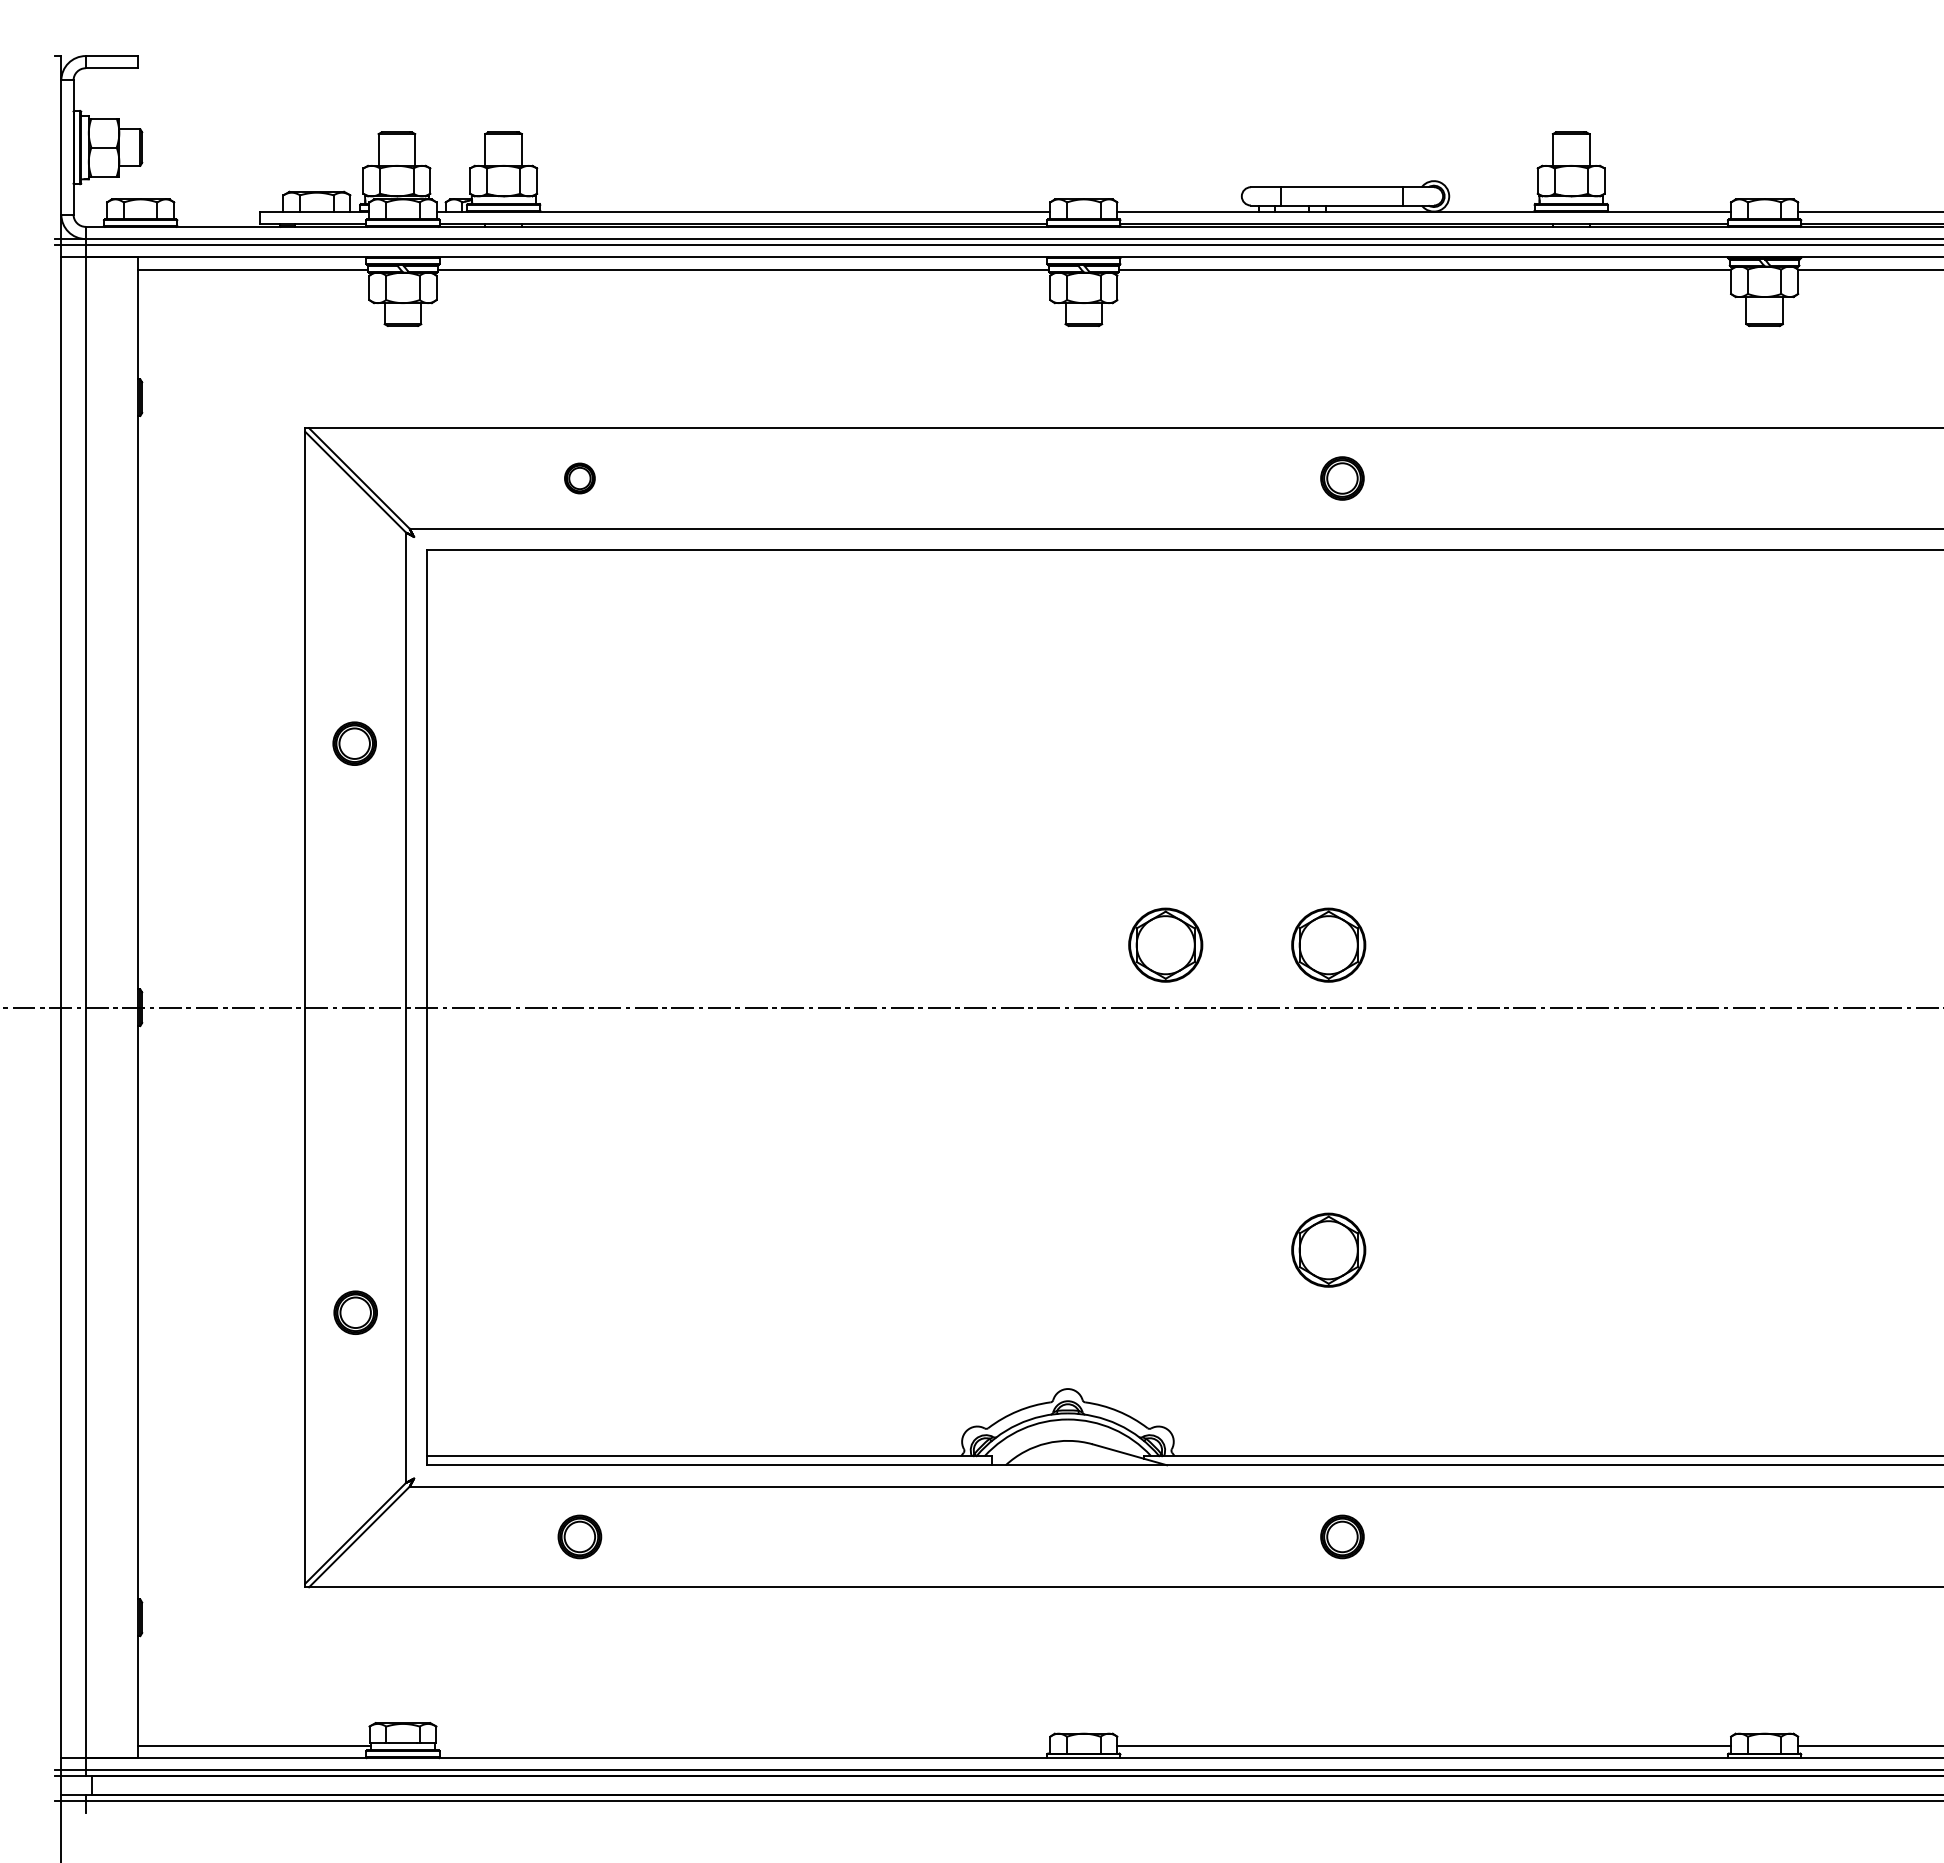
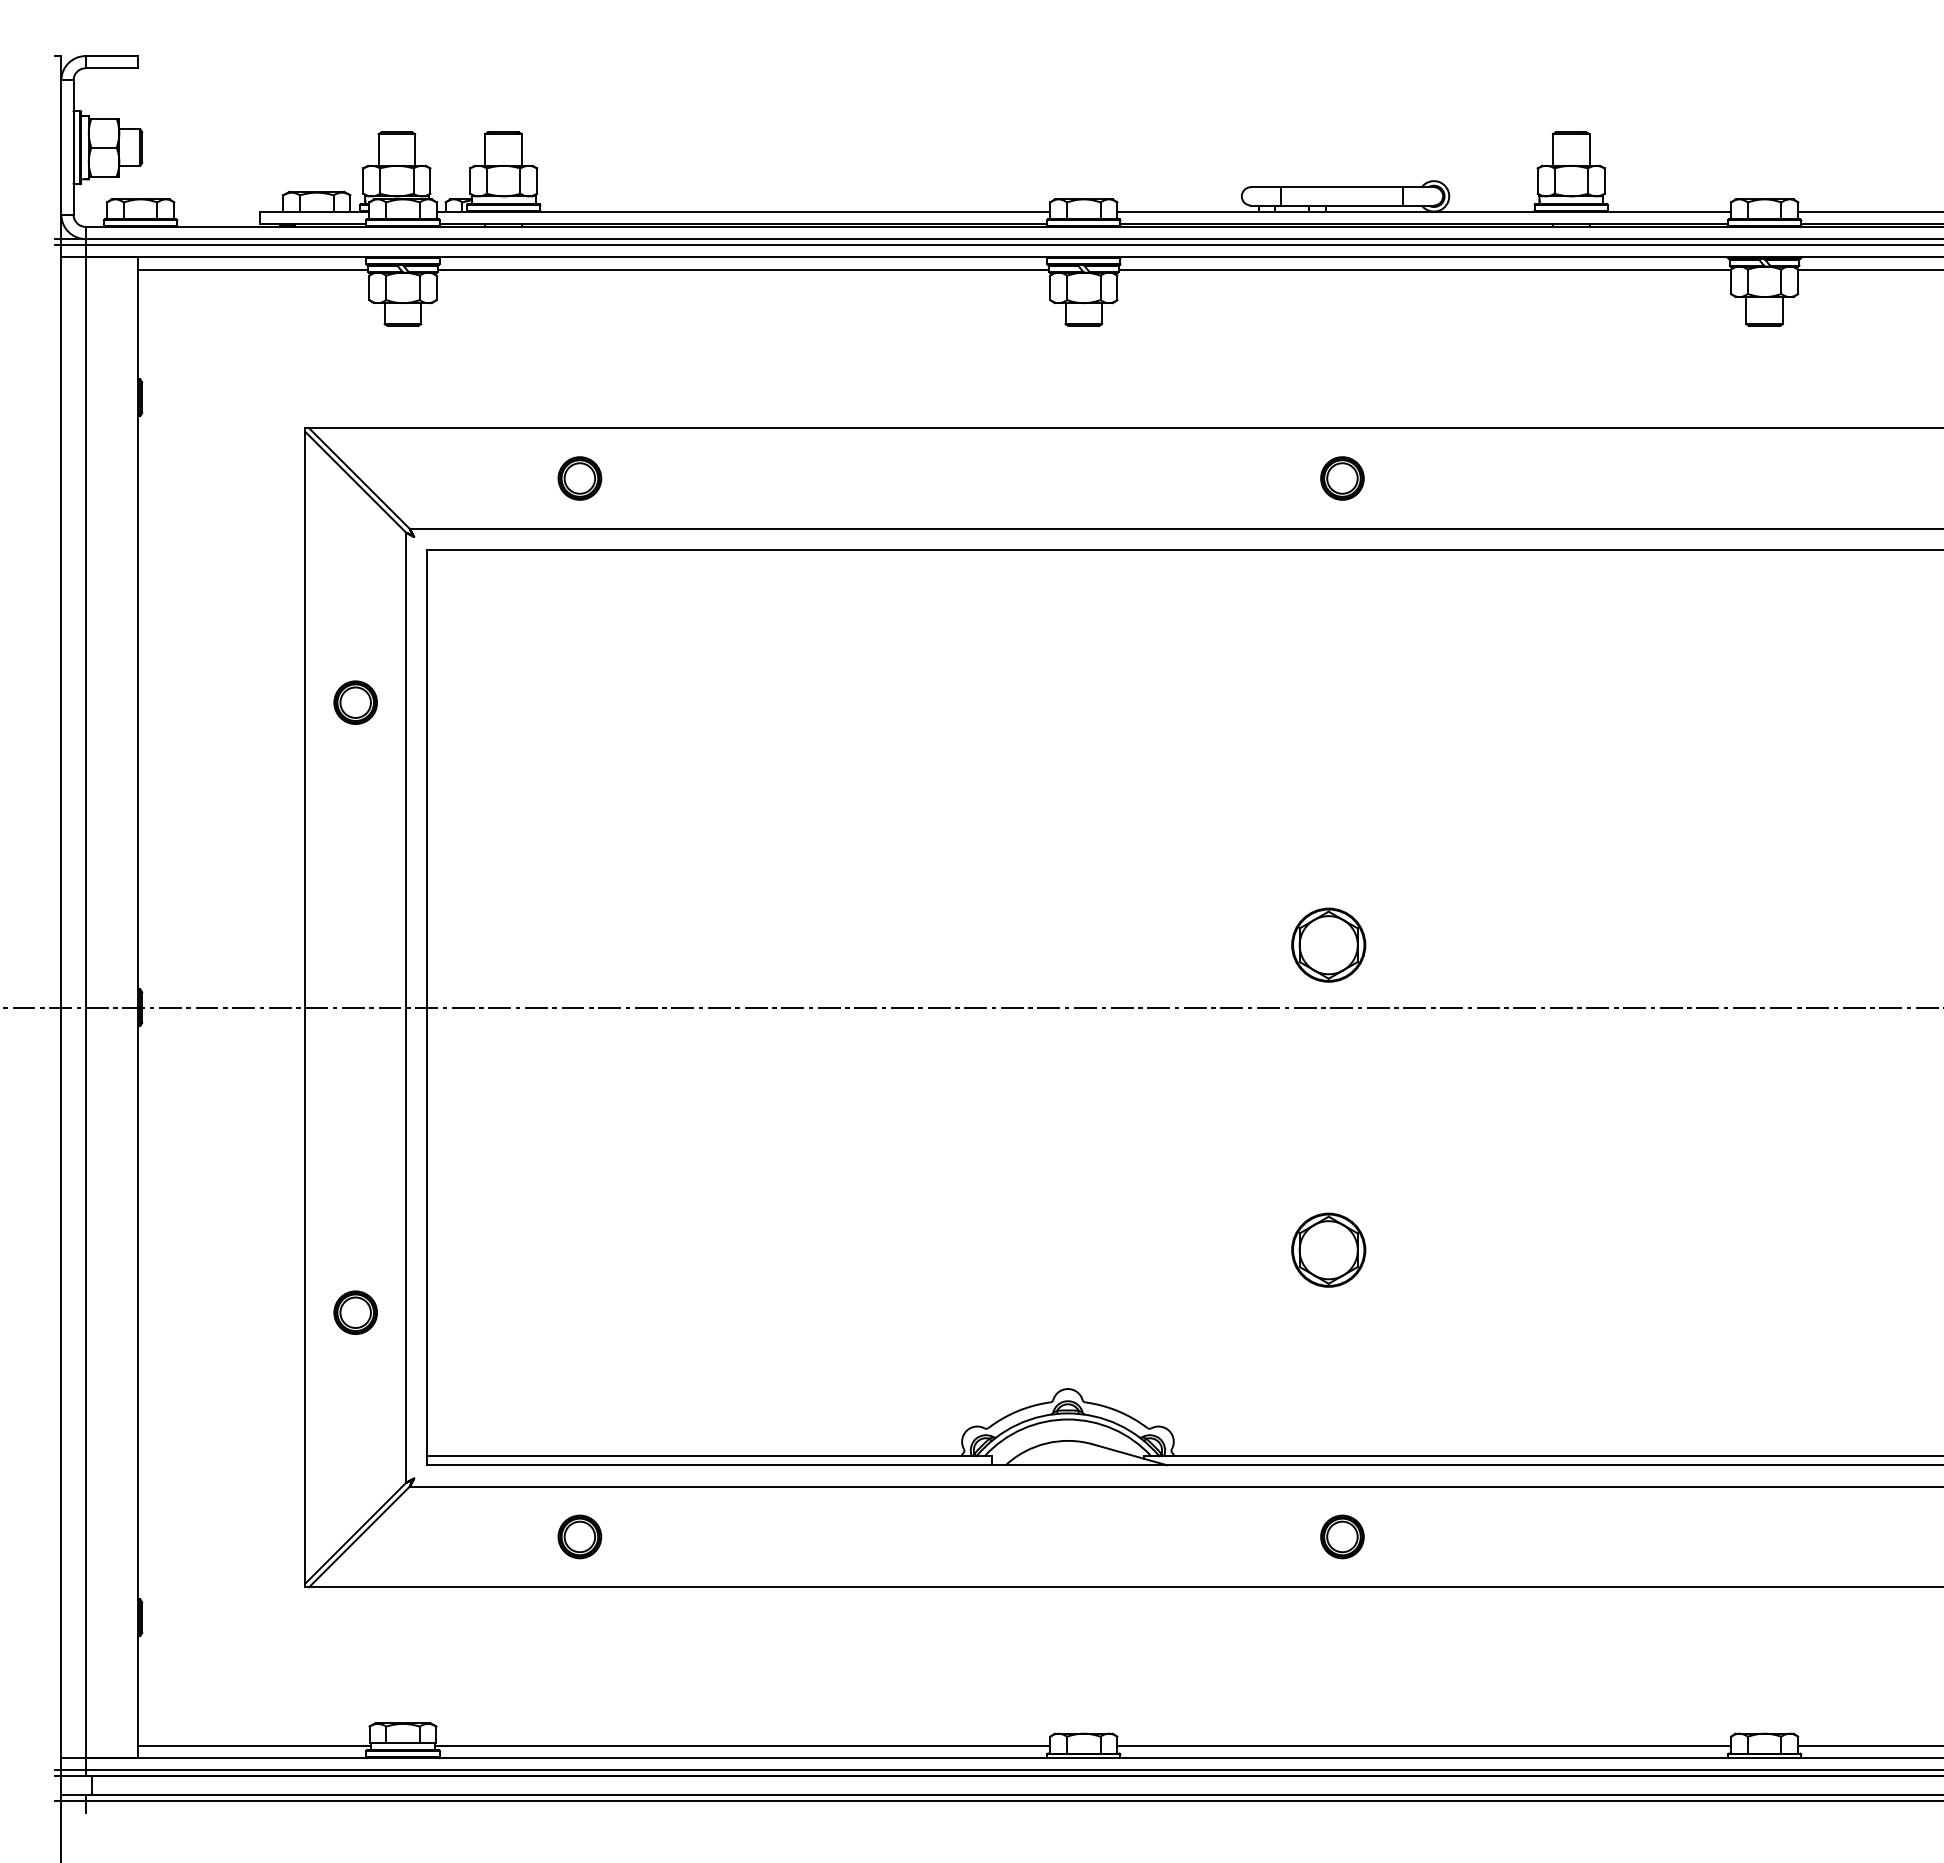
part size: 32x33 px -> 46x45 px (579, 478)
part position: (354, 743) -> (355, 702) (355, 702)
part: present -> none (1165, 944)
line: none -> present (742, 1745)
